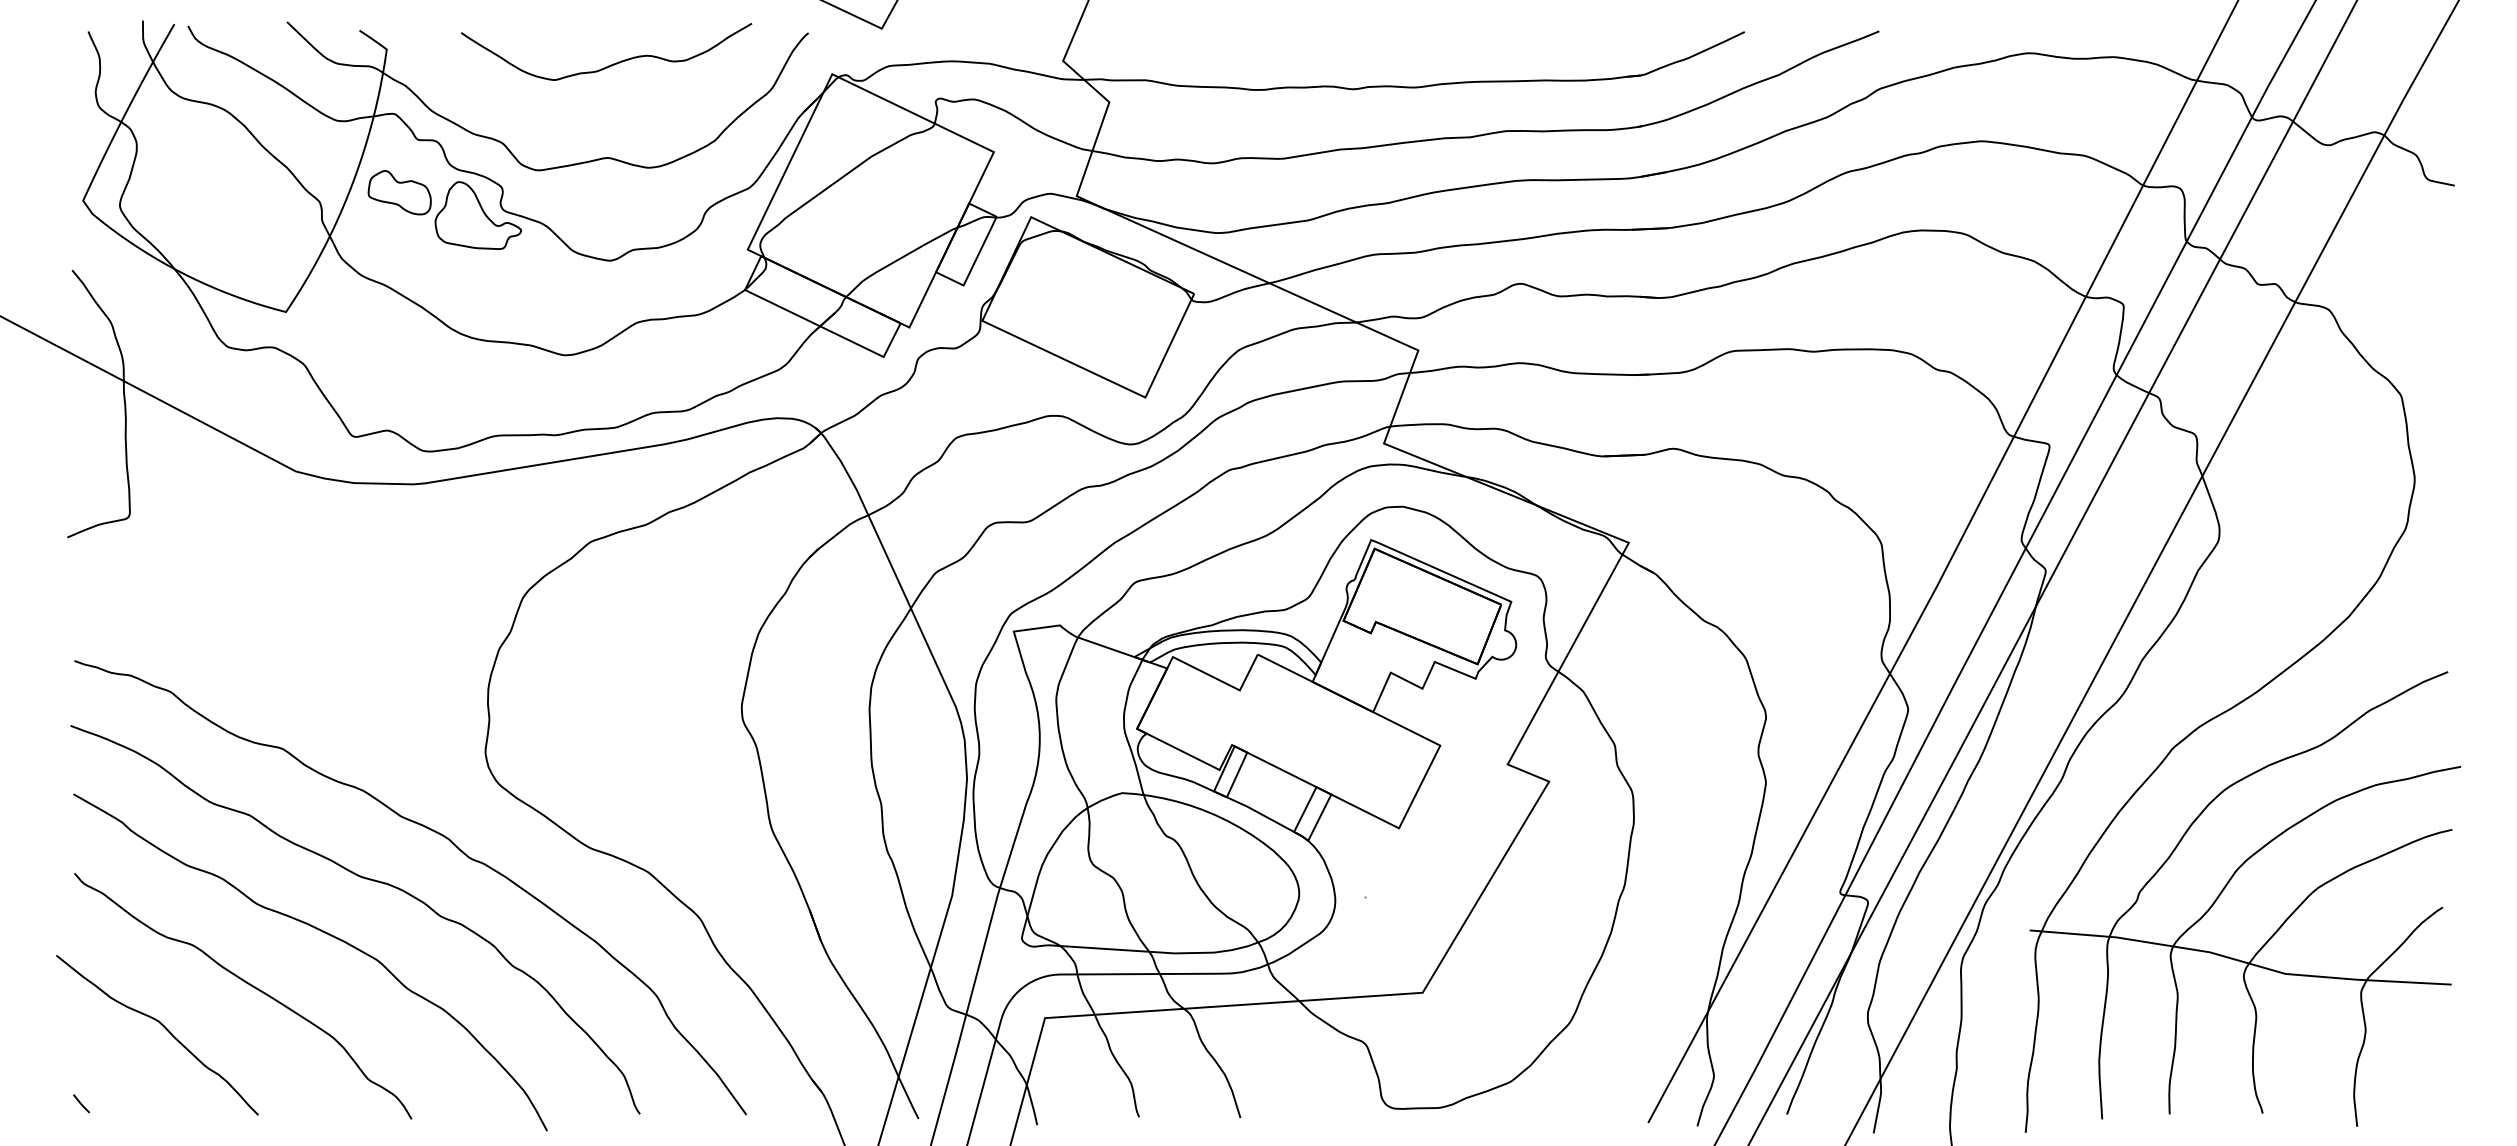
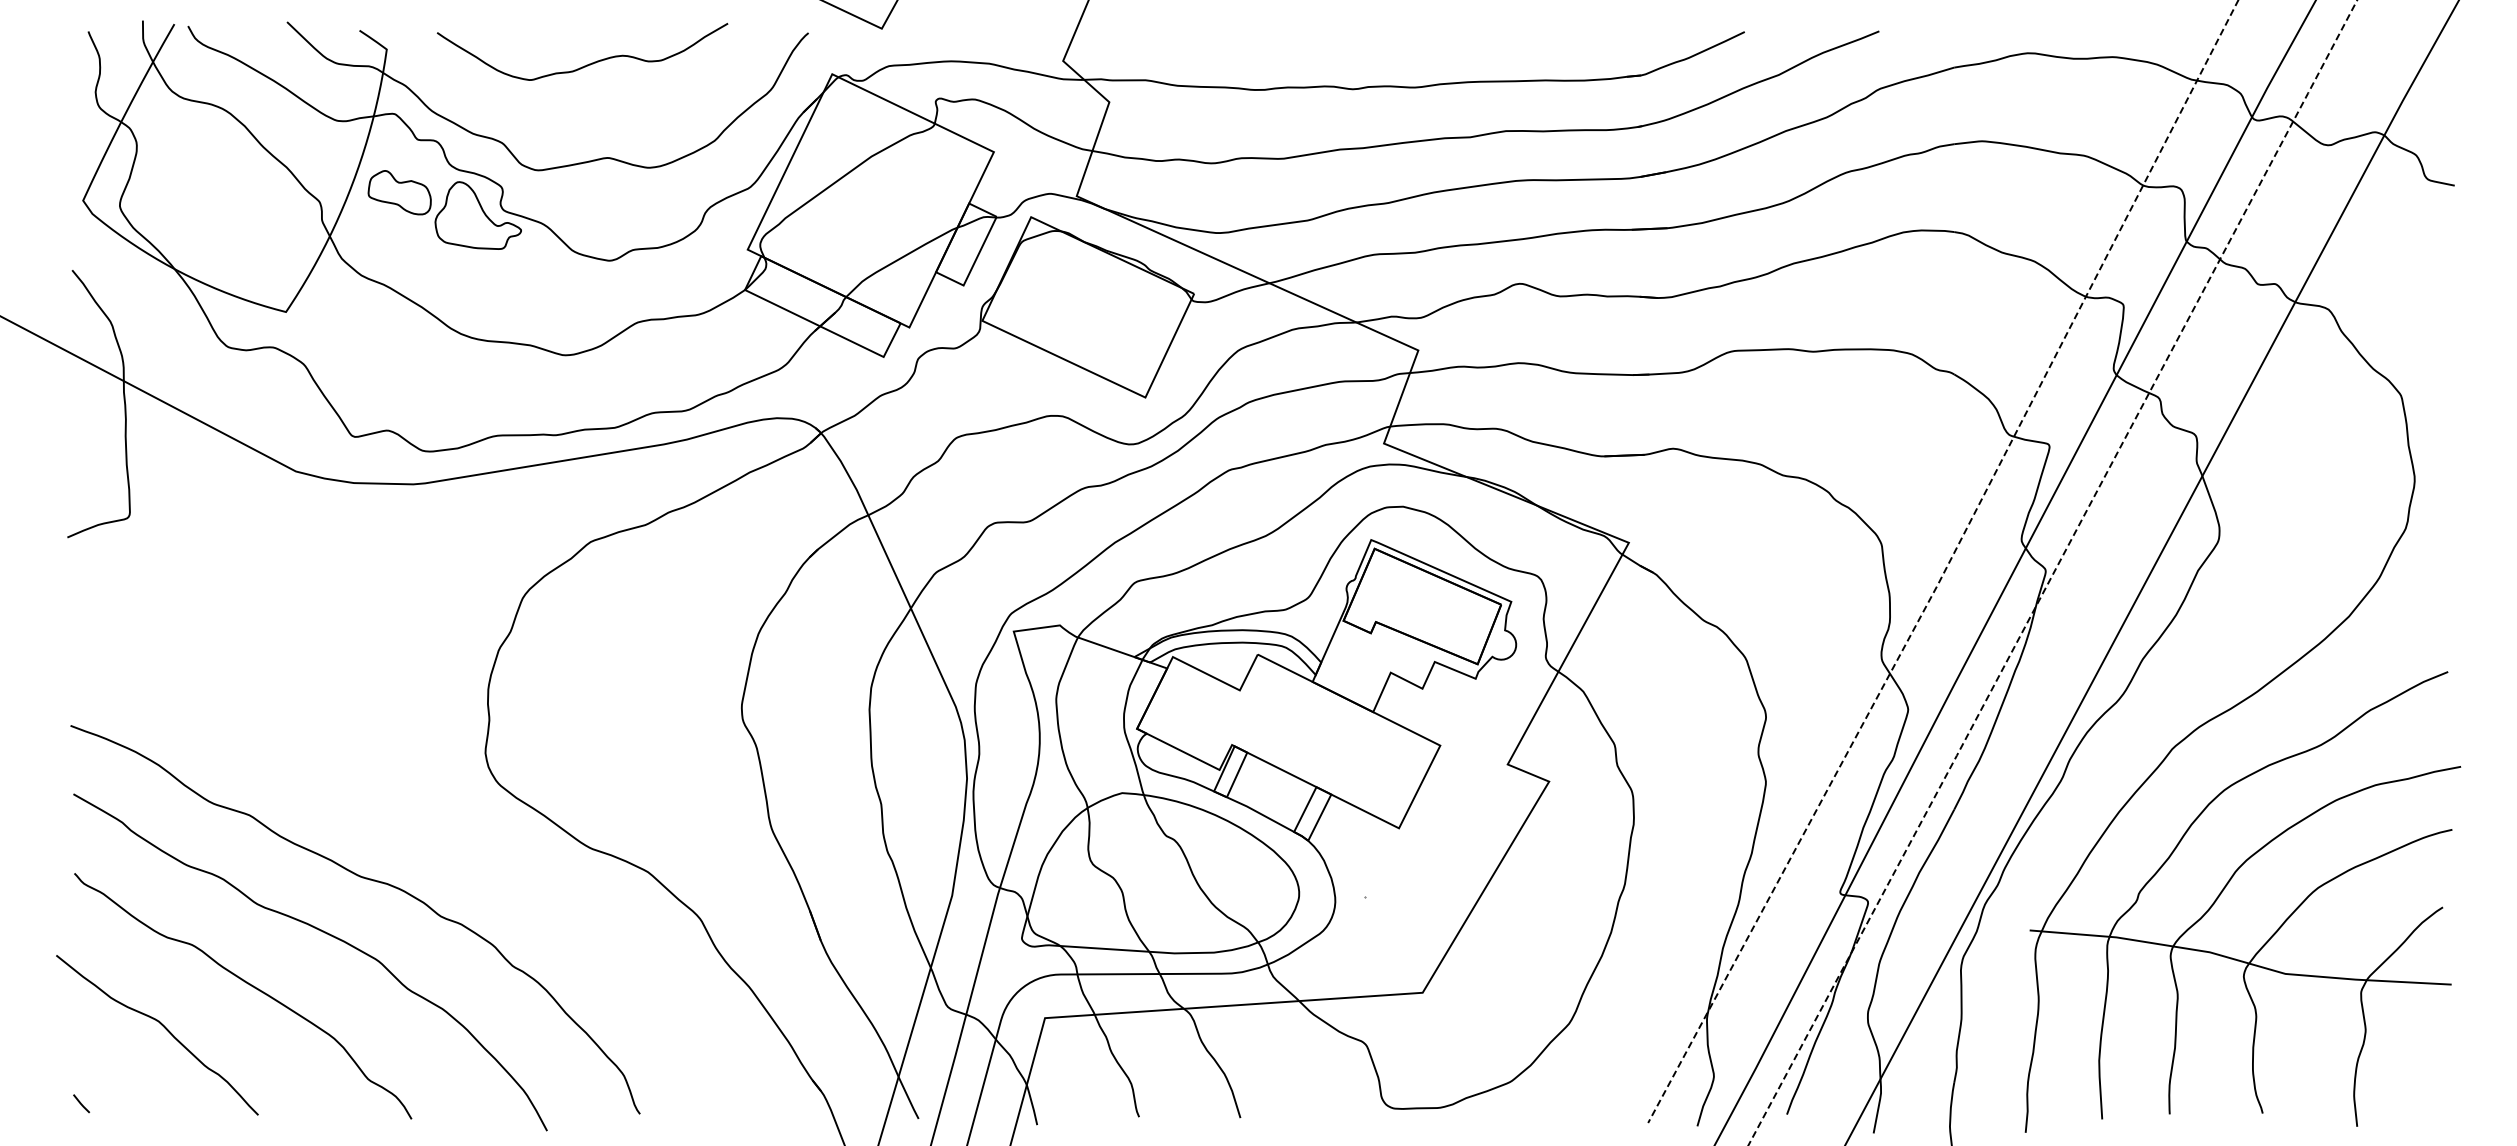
curve position: (610, 64) -> (586, 64) (586, 64)
line: solid -> dashed (1948, 564)
line: solid -> dashed (2053, 573)
curve: present -> none (436, 833)
